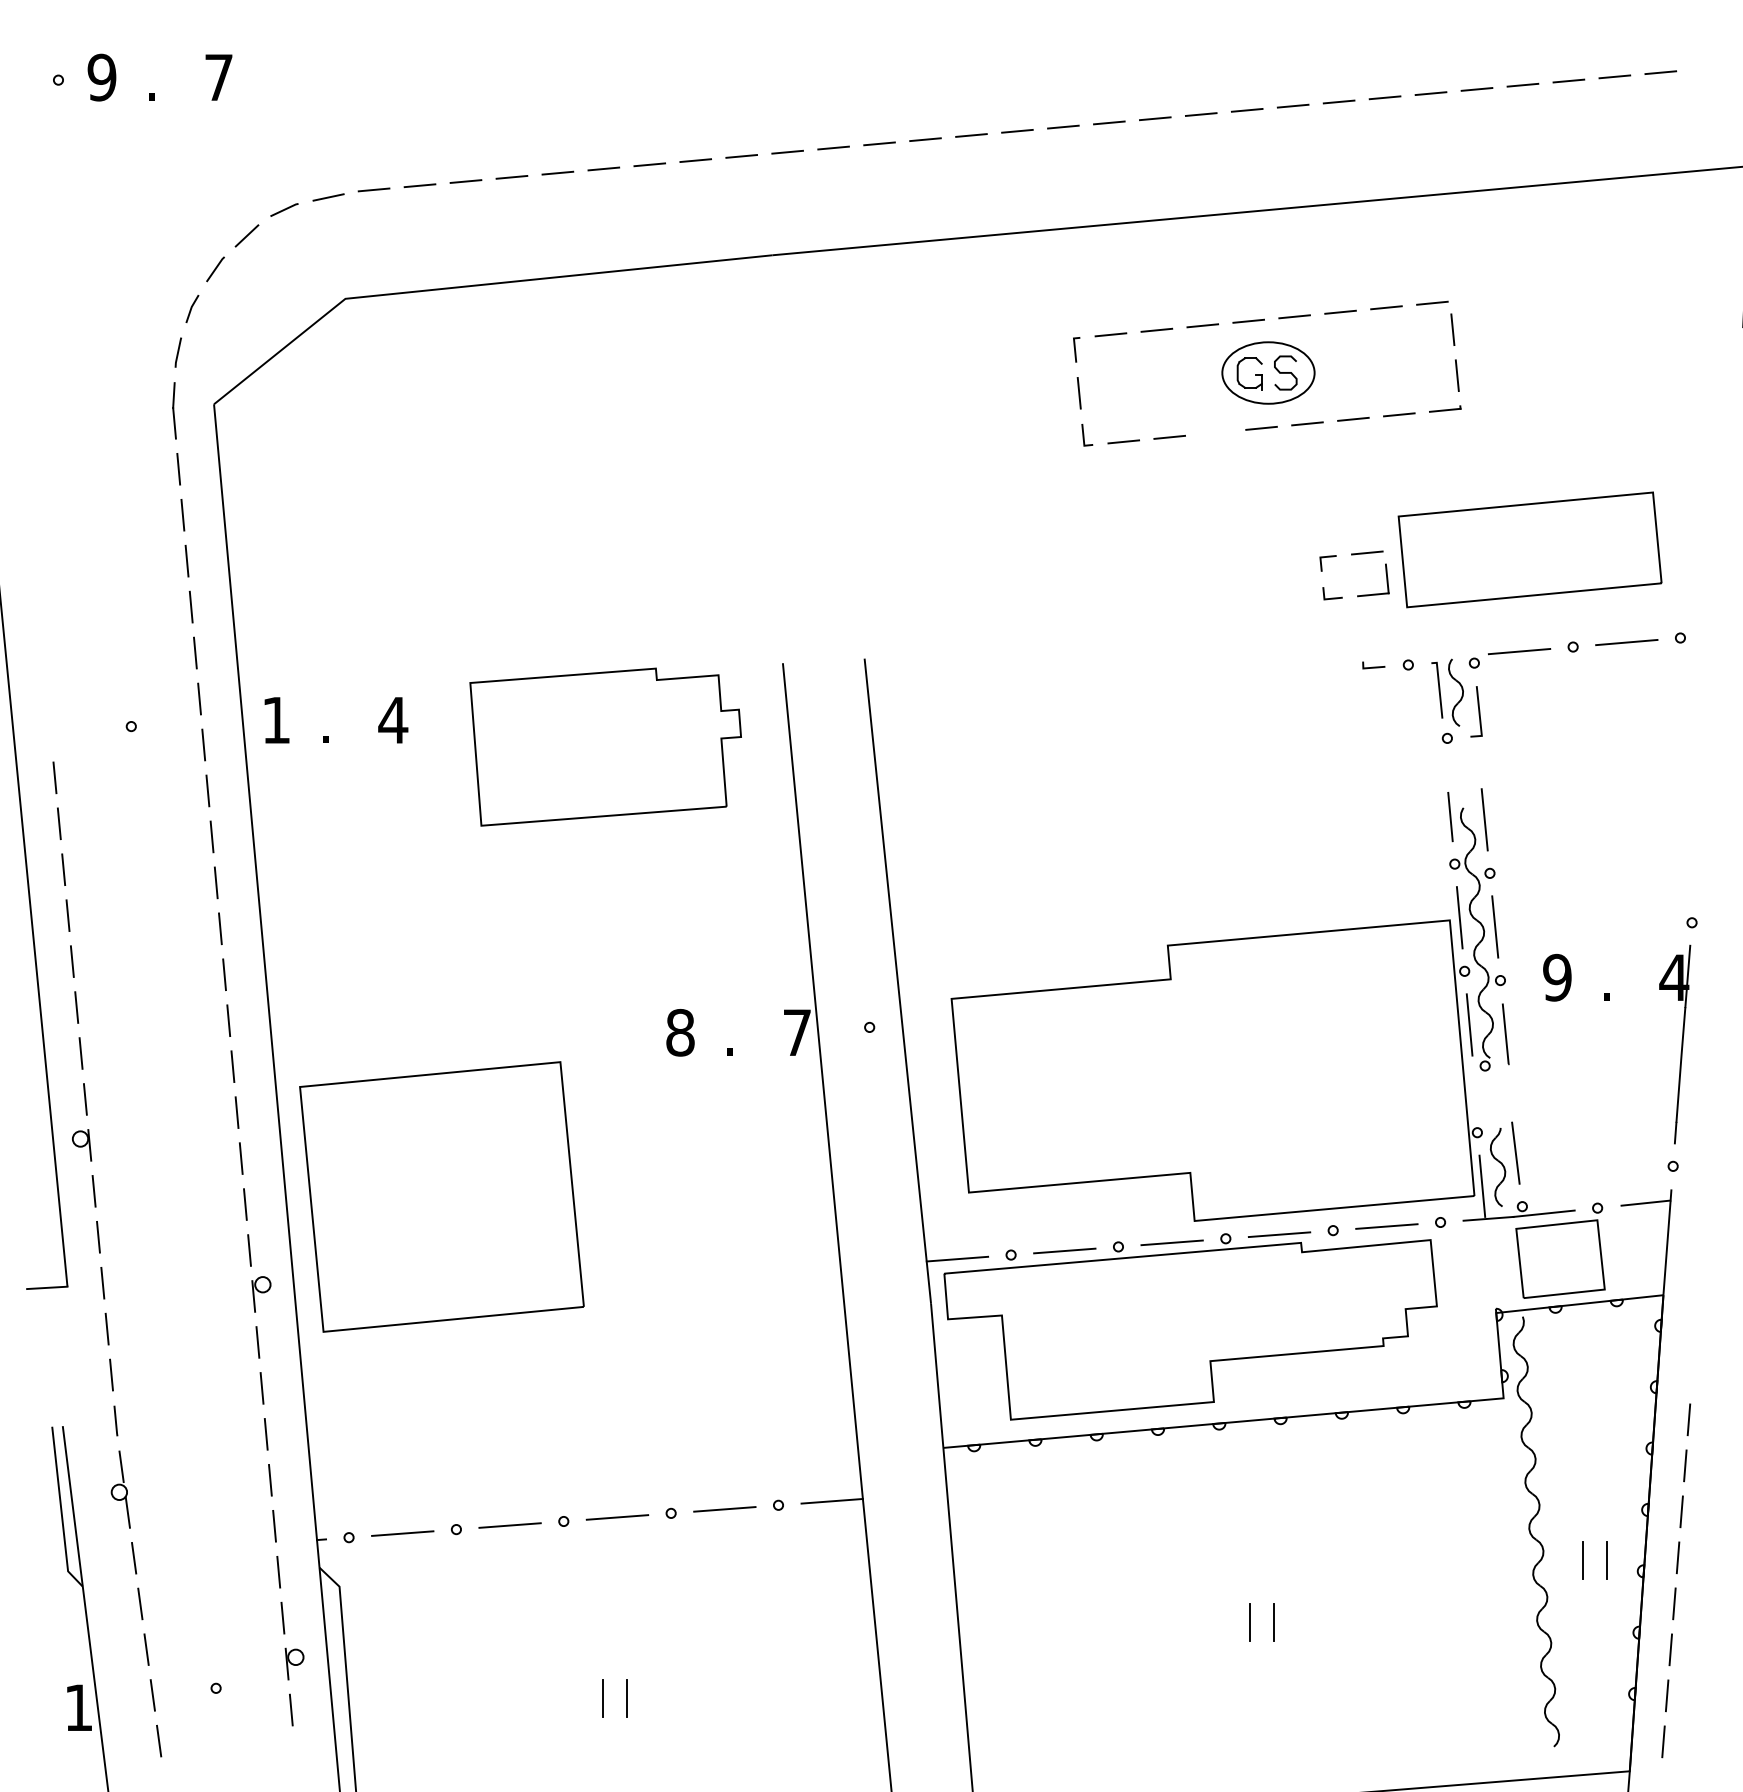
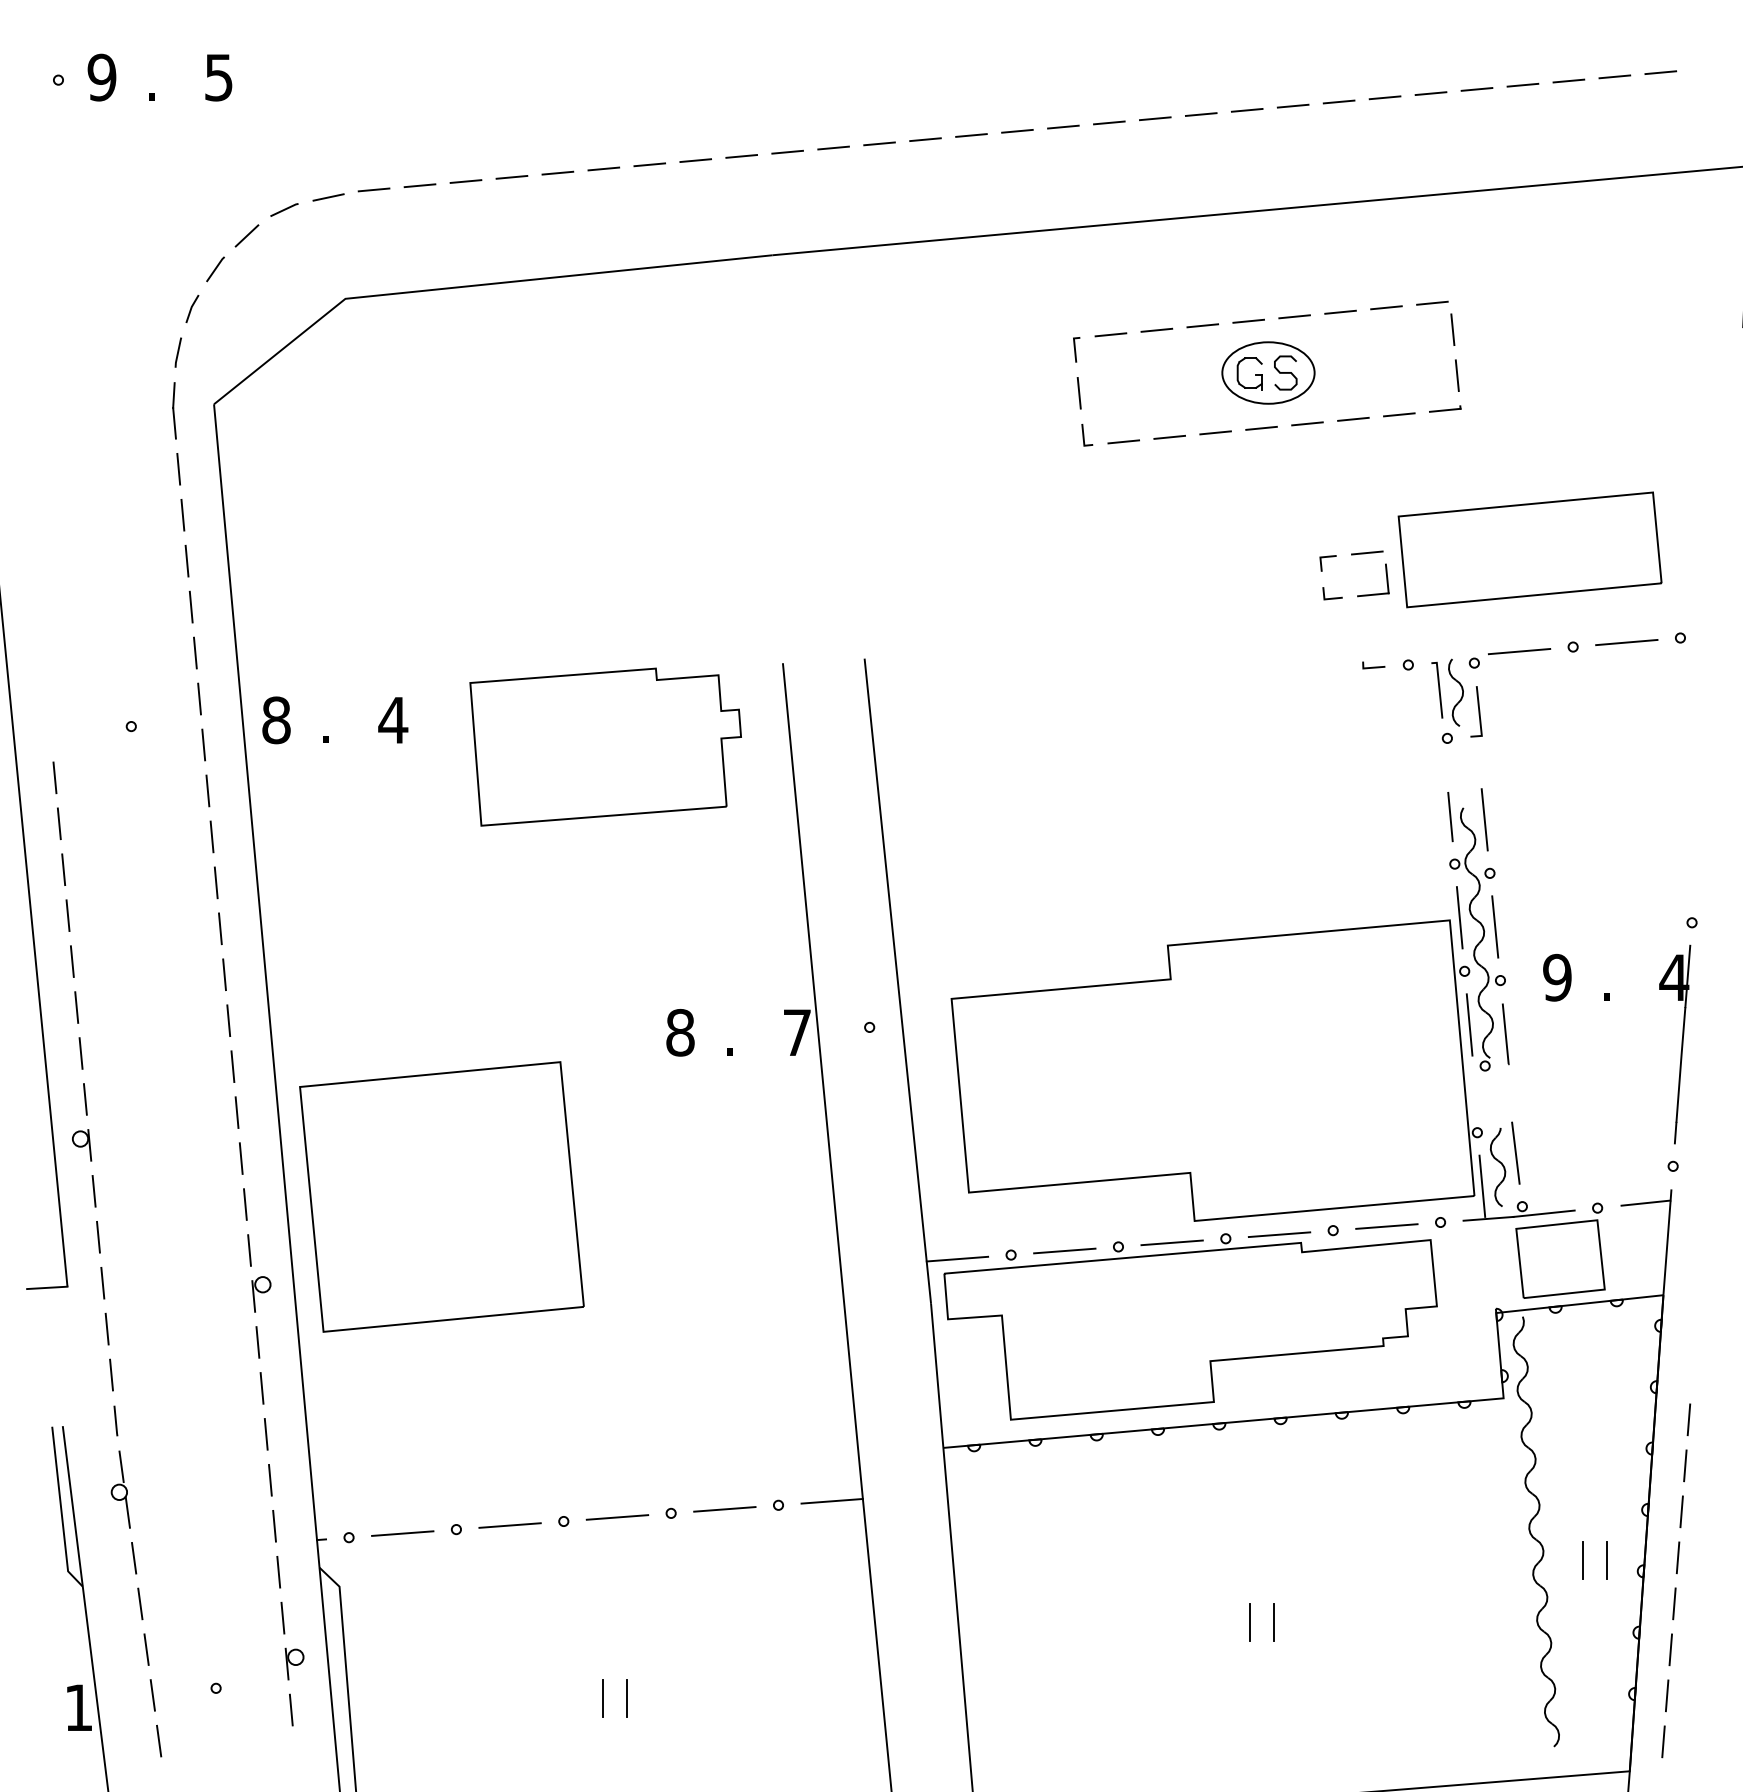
text: 7 -> 5 (218, 77)
line: none -> present (1215, 432)
text: 1 -> 8 (276, 720)
